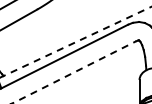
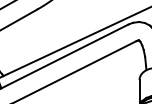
line: dashed -> solid (76, 42)
line: dashed -> solid (73, 72)
